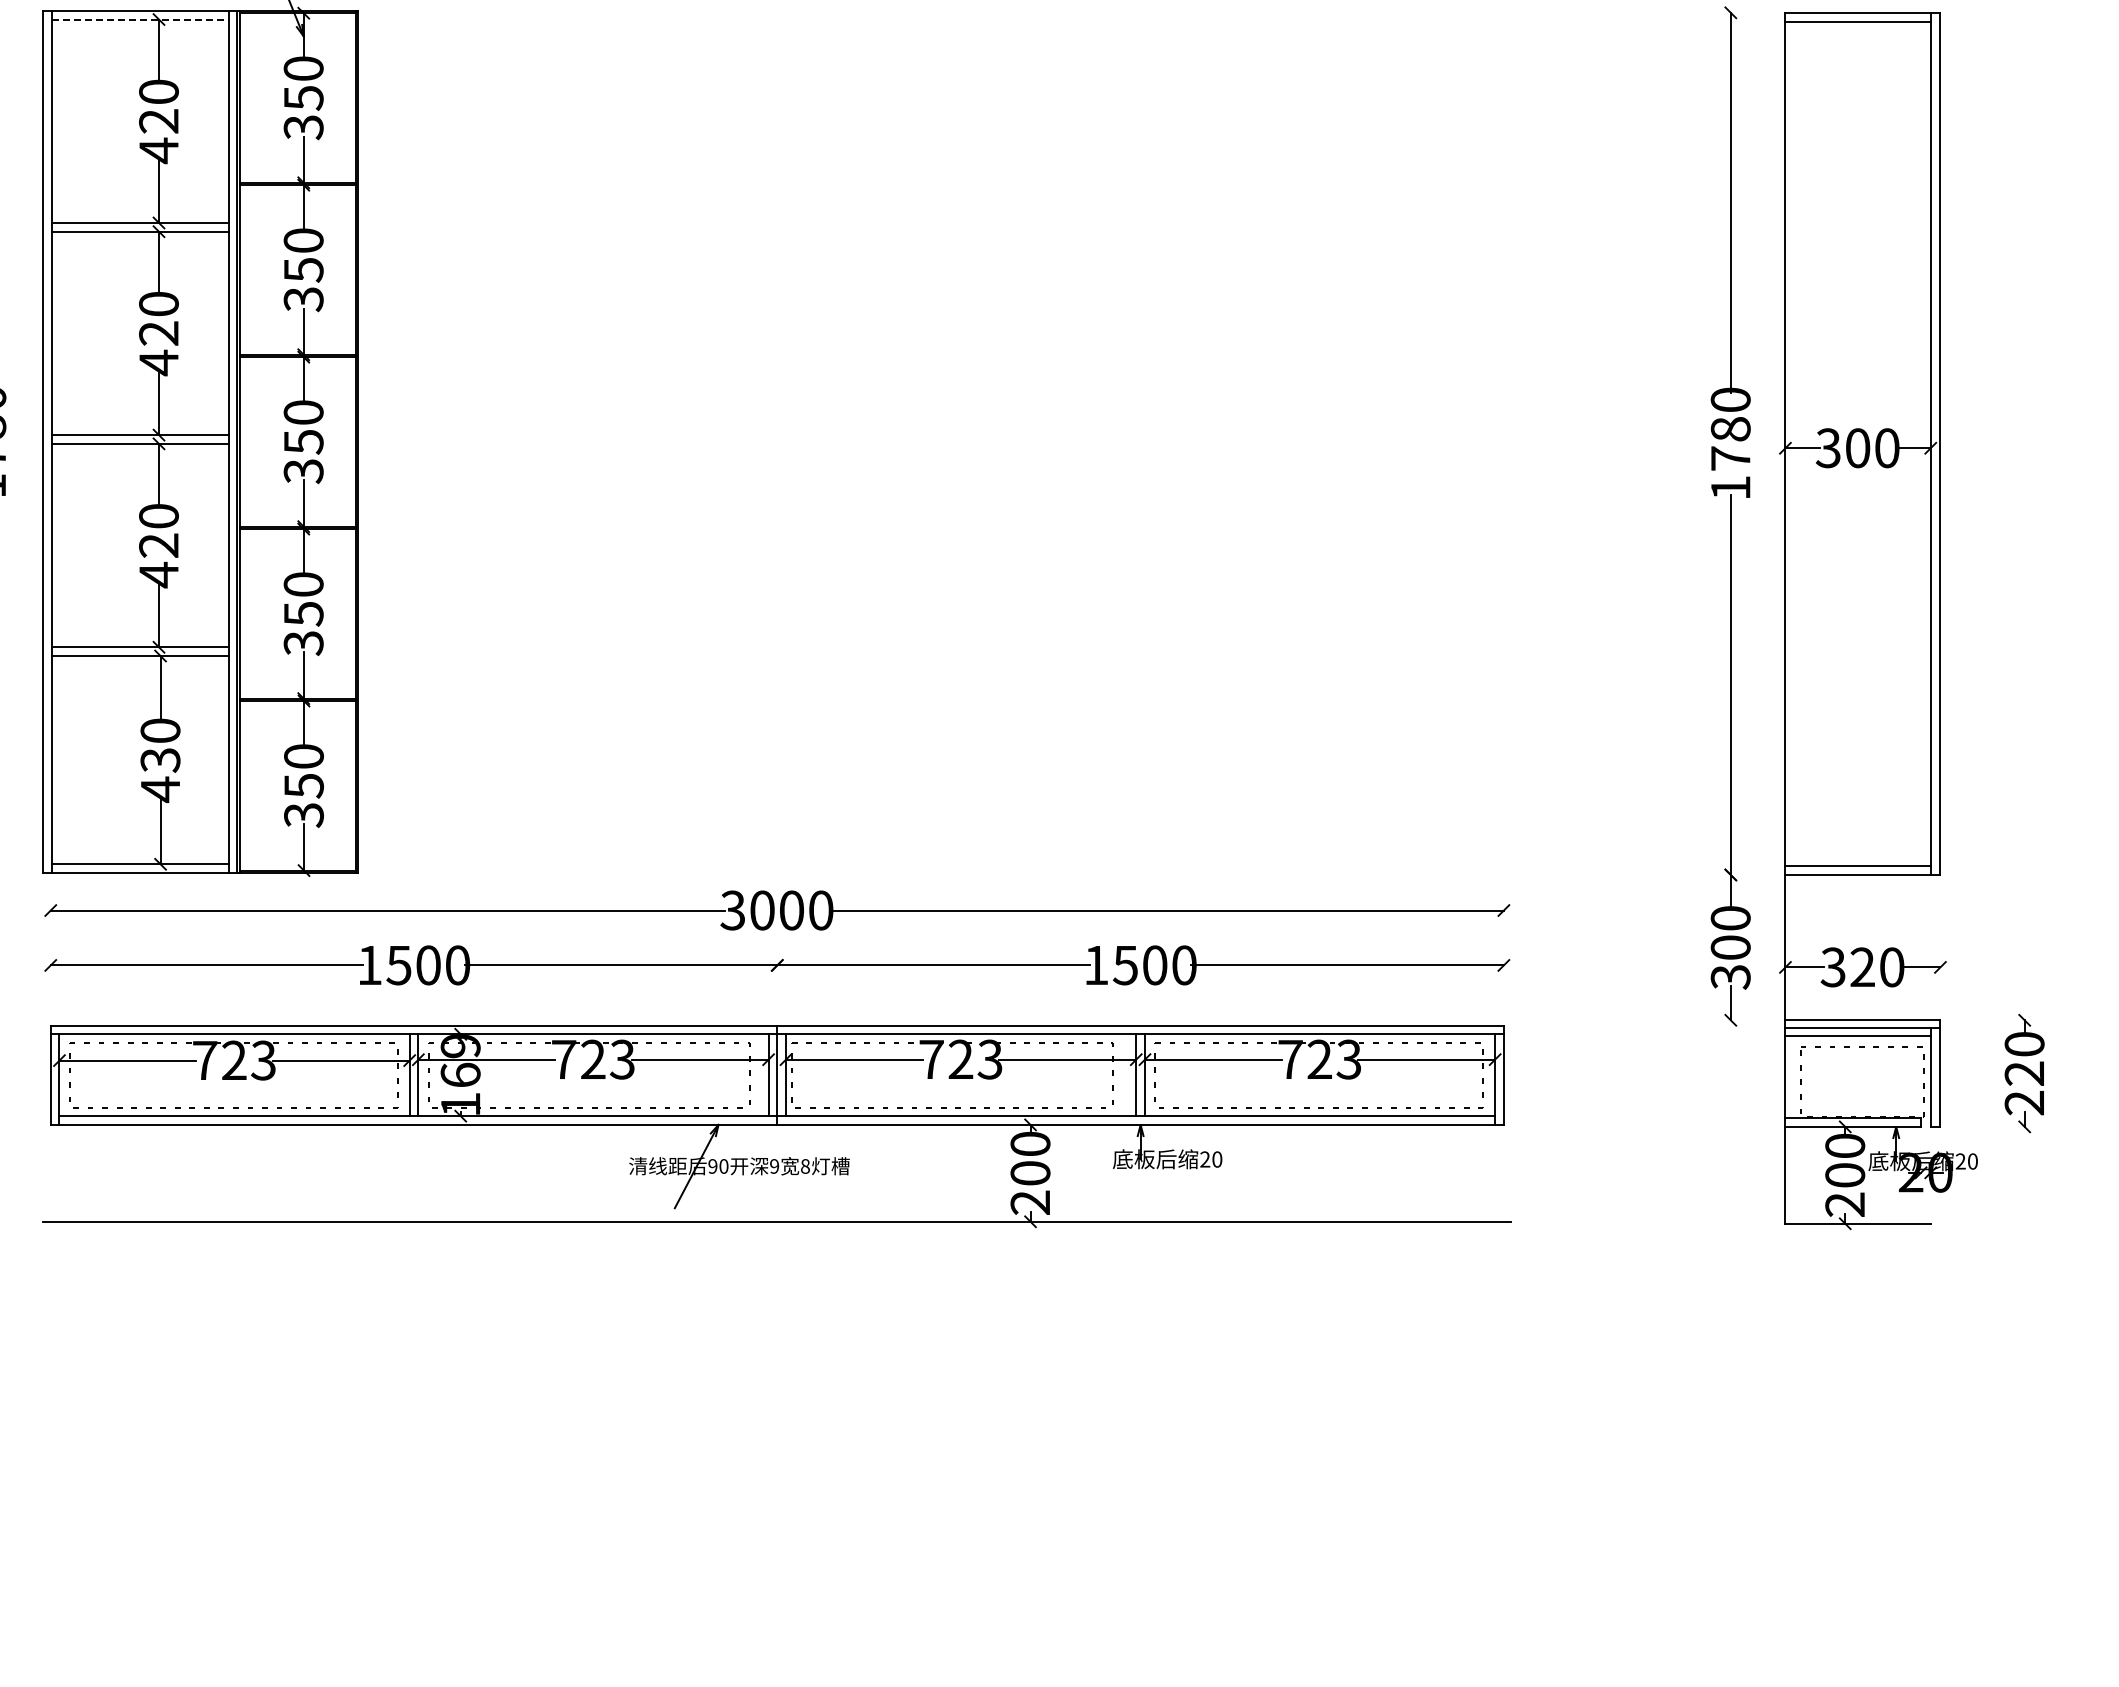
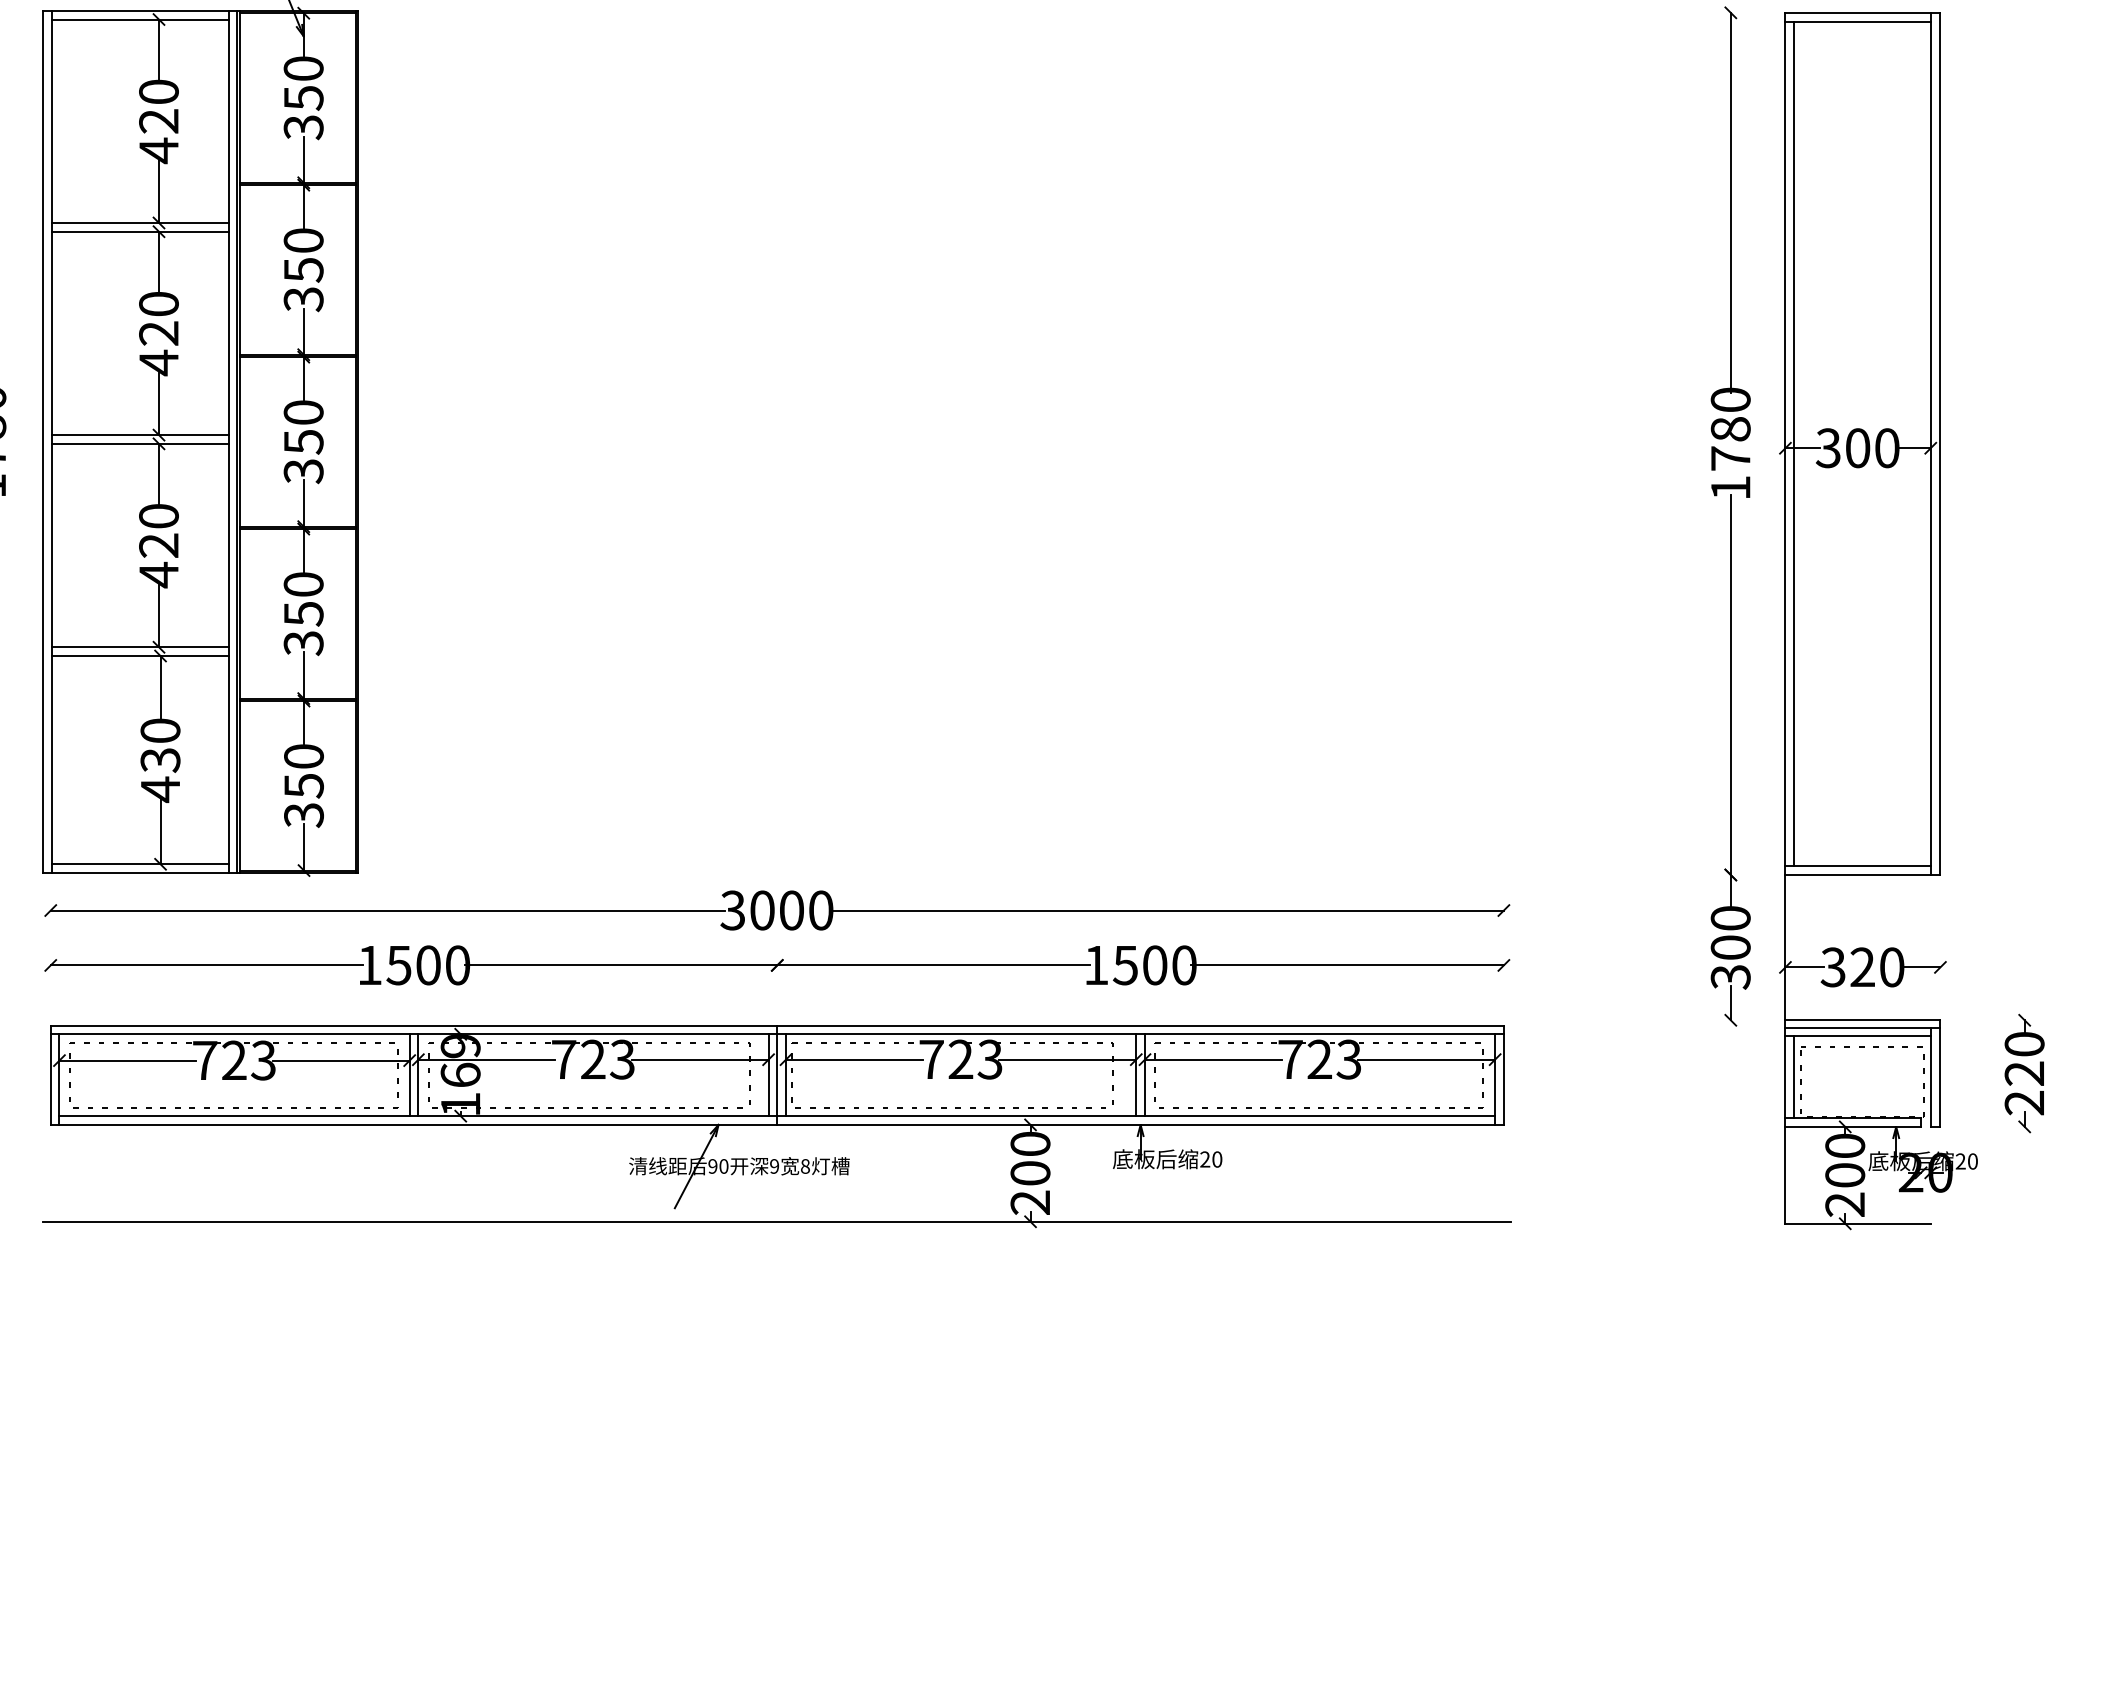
line: dashed -> solid (140, 19)
line: none -> present (1794, 443)
line: none -> present (1794, 1077)
